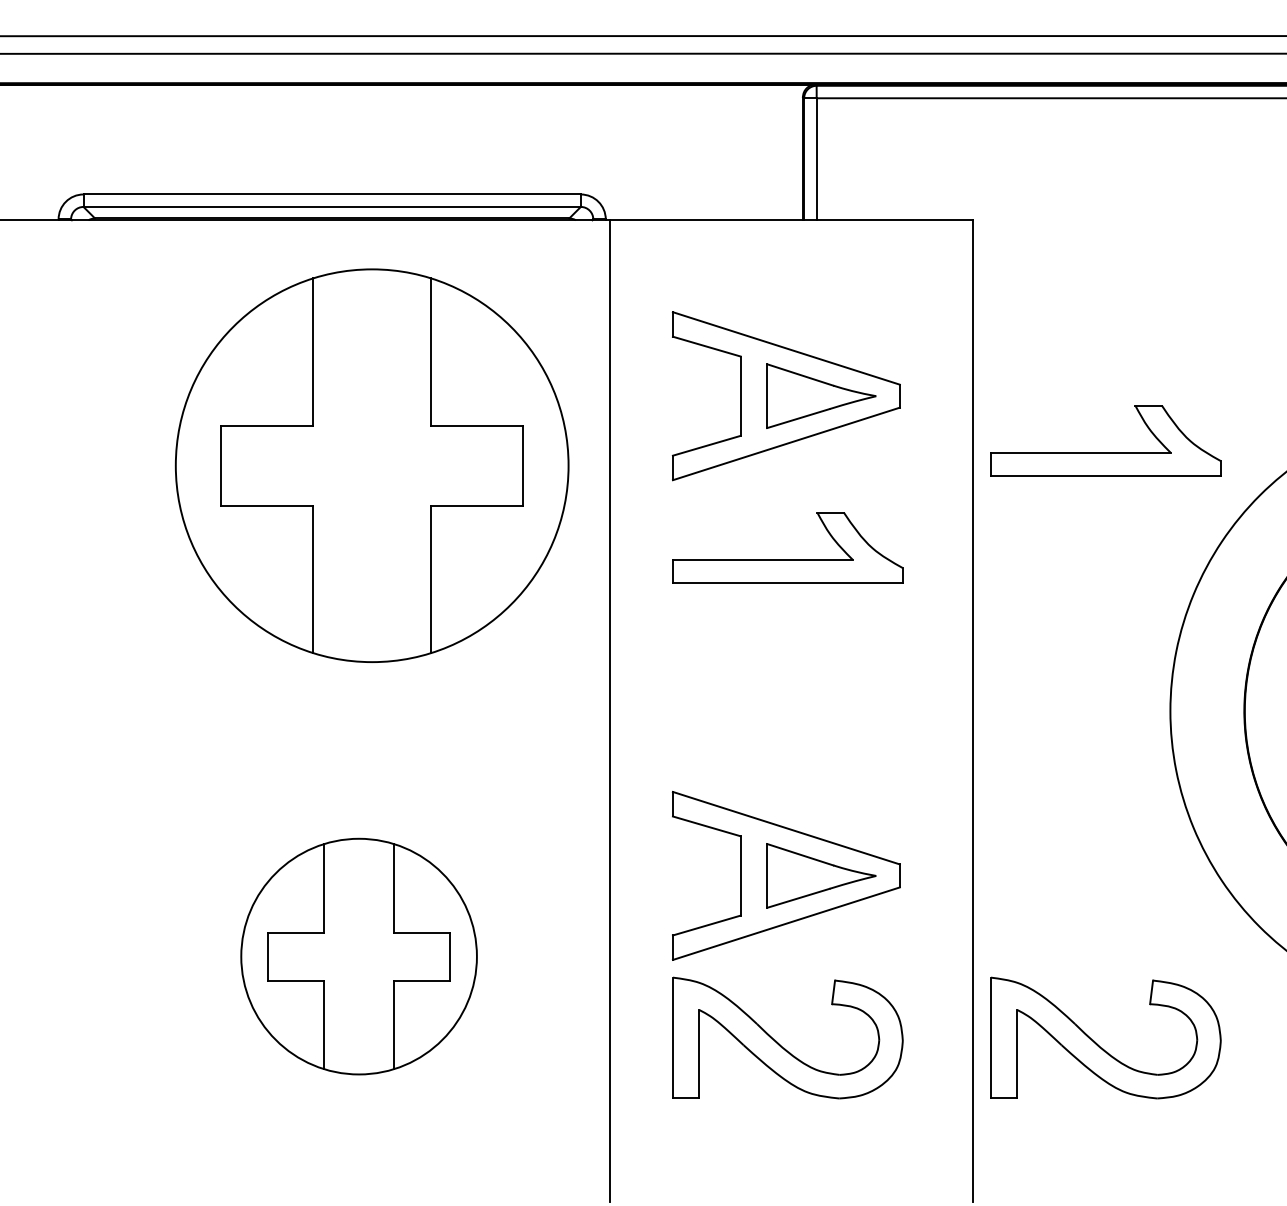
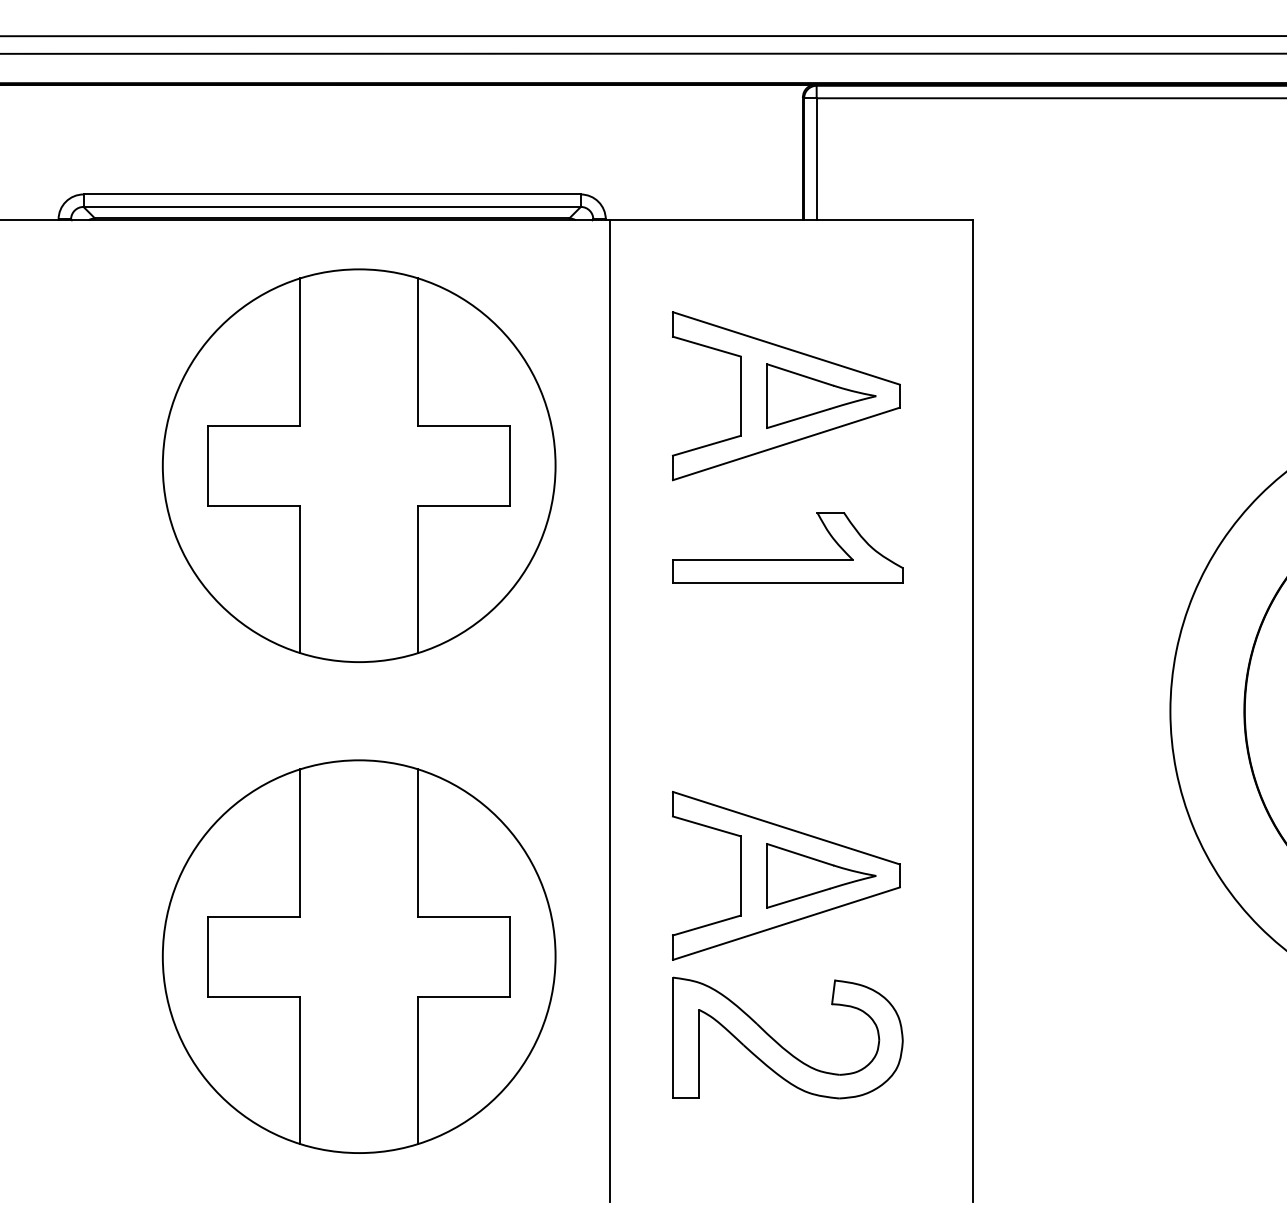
part: present -> none (1105, 452)
part position: (371, 465) -> (358, 465) (358, 465)
part size: 238x239 px -> 396x395 px (358, 956)
part: present -> none (1098, 1044)
